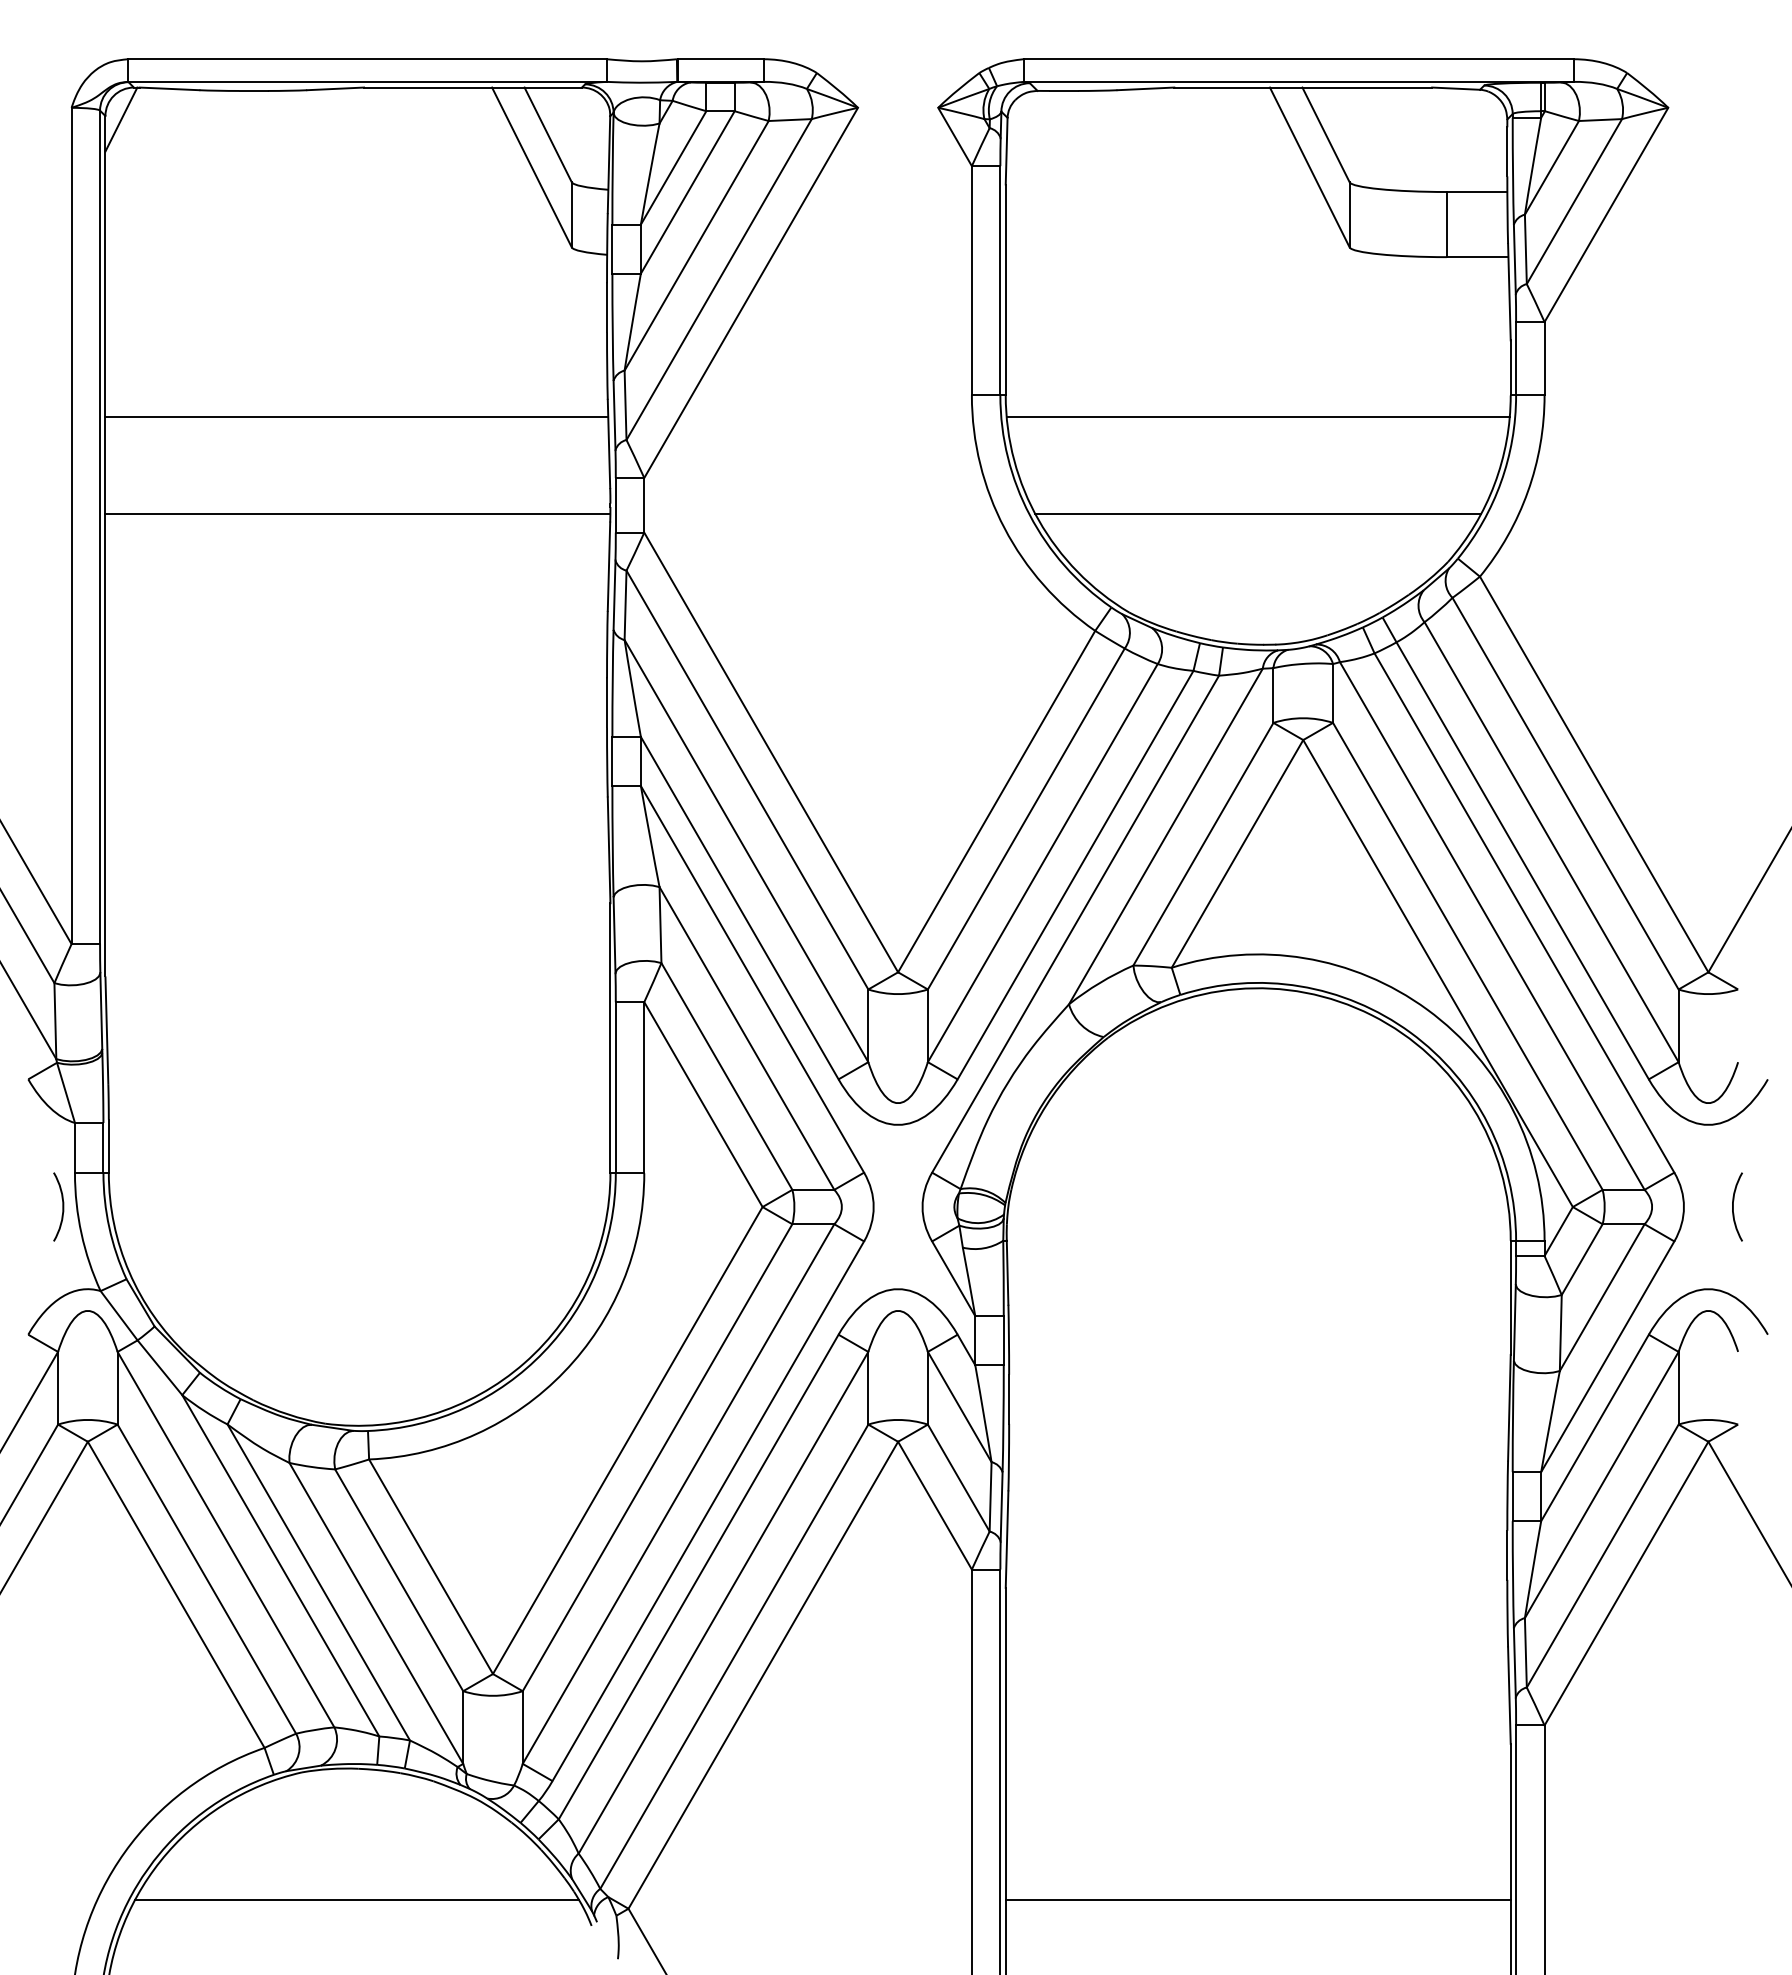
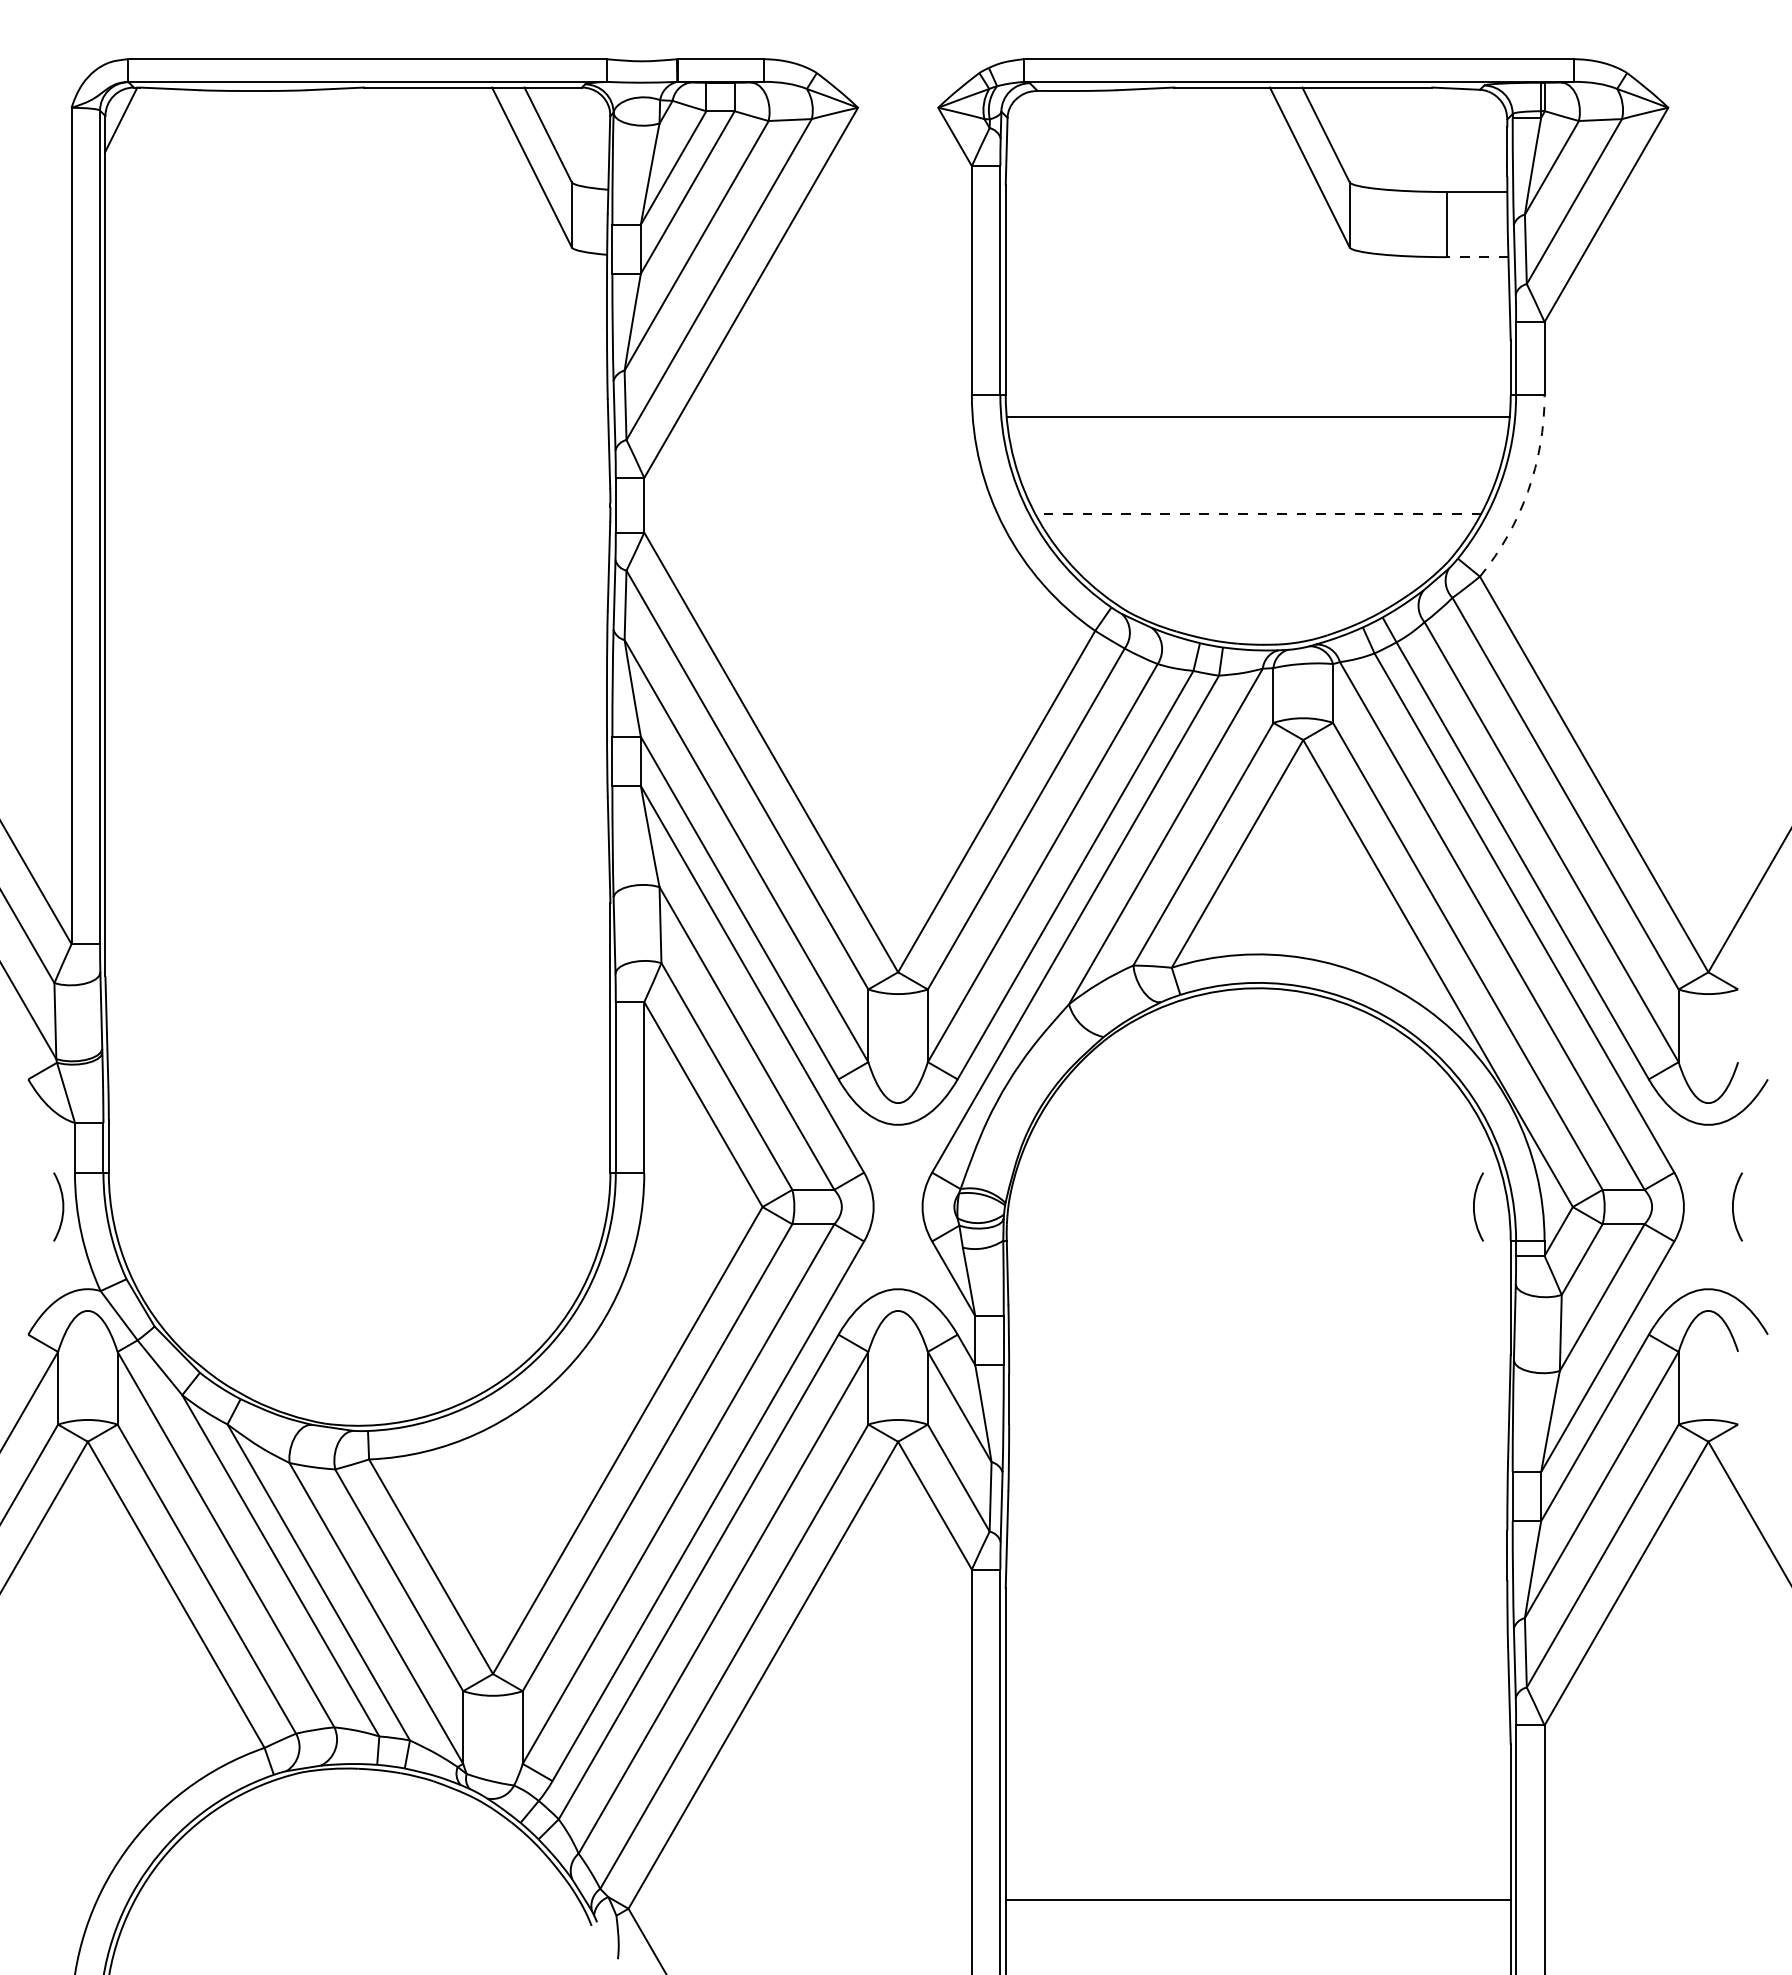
line: solid -> dashed (1477, 257)
line: present -> none (356, 417)
arc: solid -> dashed (1527, 491)
line: present -> none (357, 513)
line: solid -> dashed (1257, 513)
curve: none -> present (1474, 1206)
line: present -> none (356, 1900)
